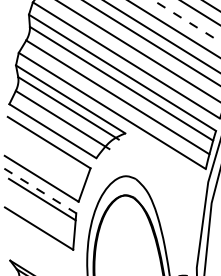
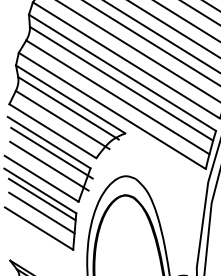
line: dashed -> solid (187, 21)
line: none -> present (51, 152)
line: none -> present (49, 165)
line: dashed -> solid (40, 191)
line: none -> present (41, 212)
